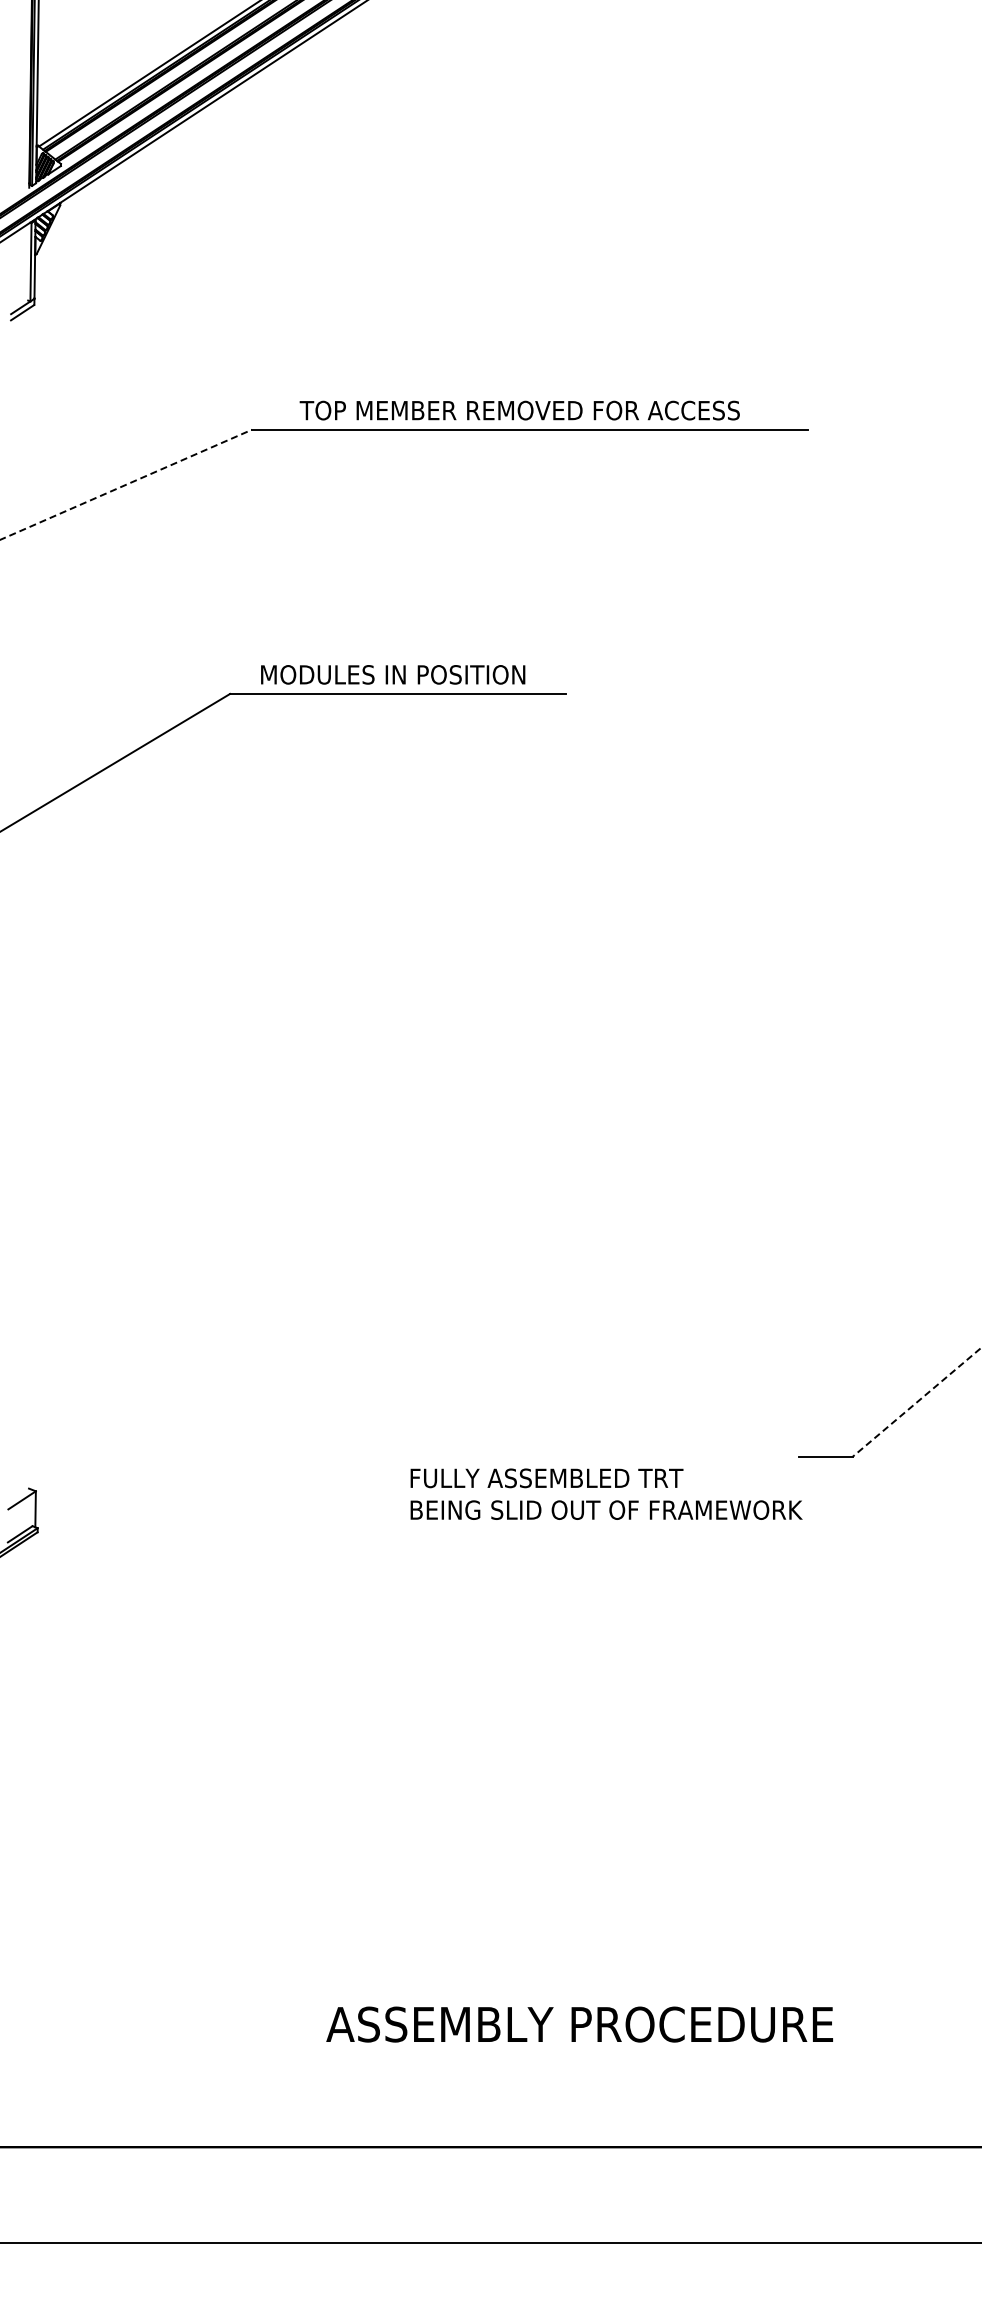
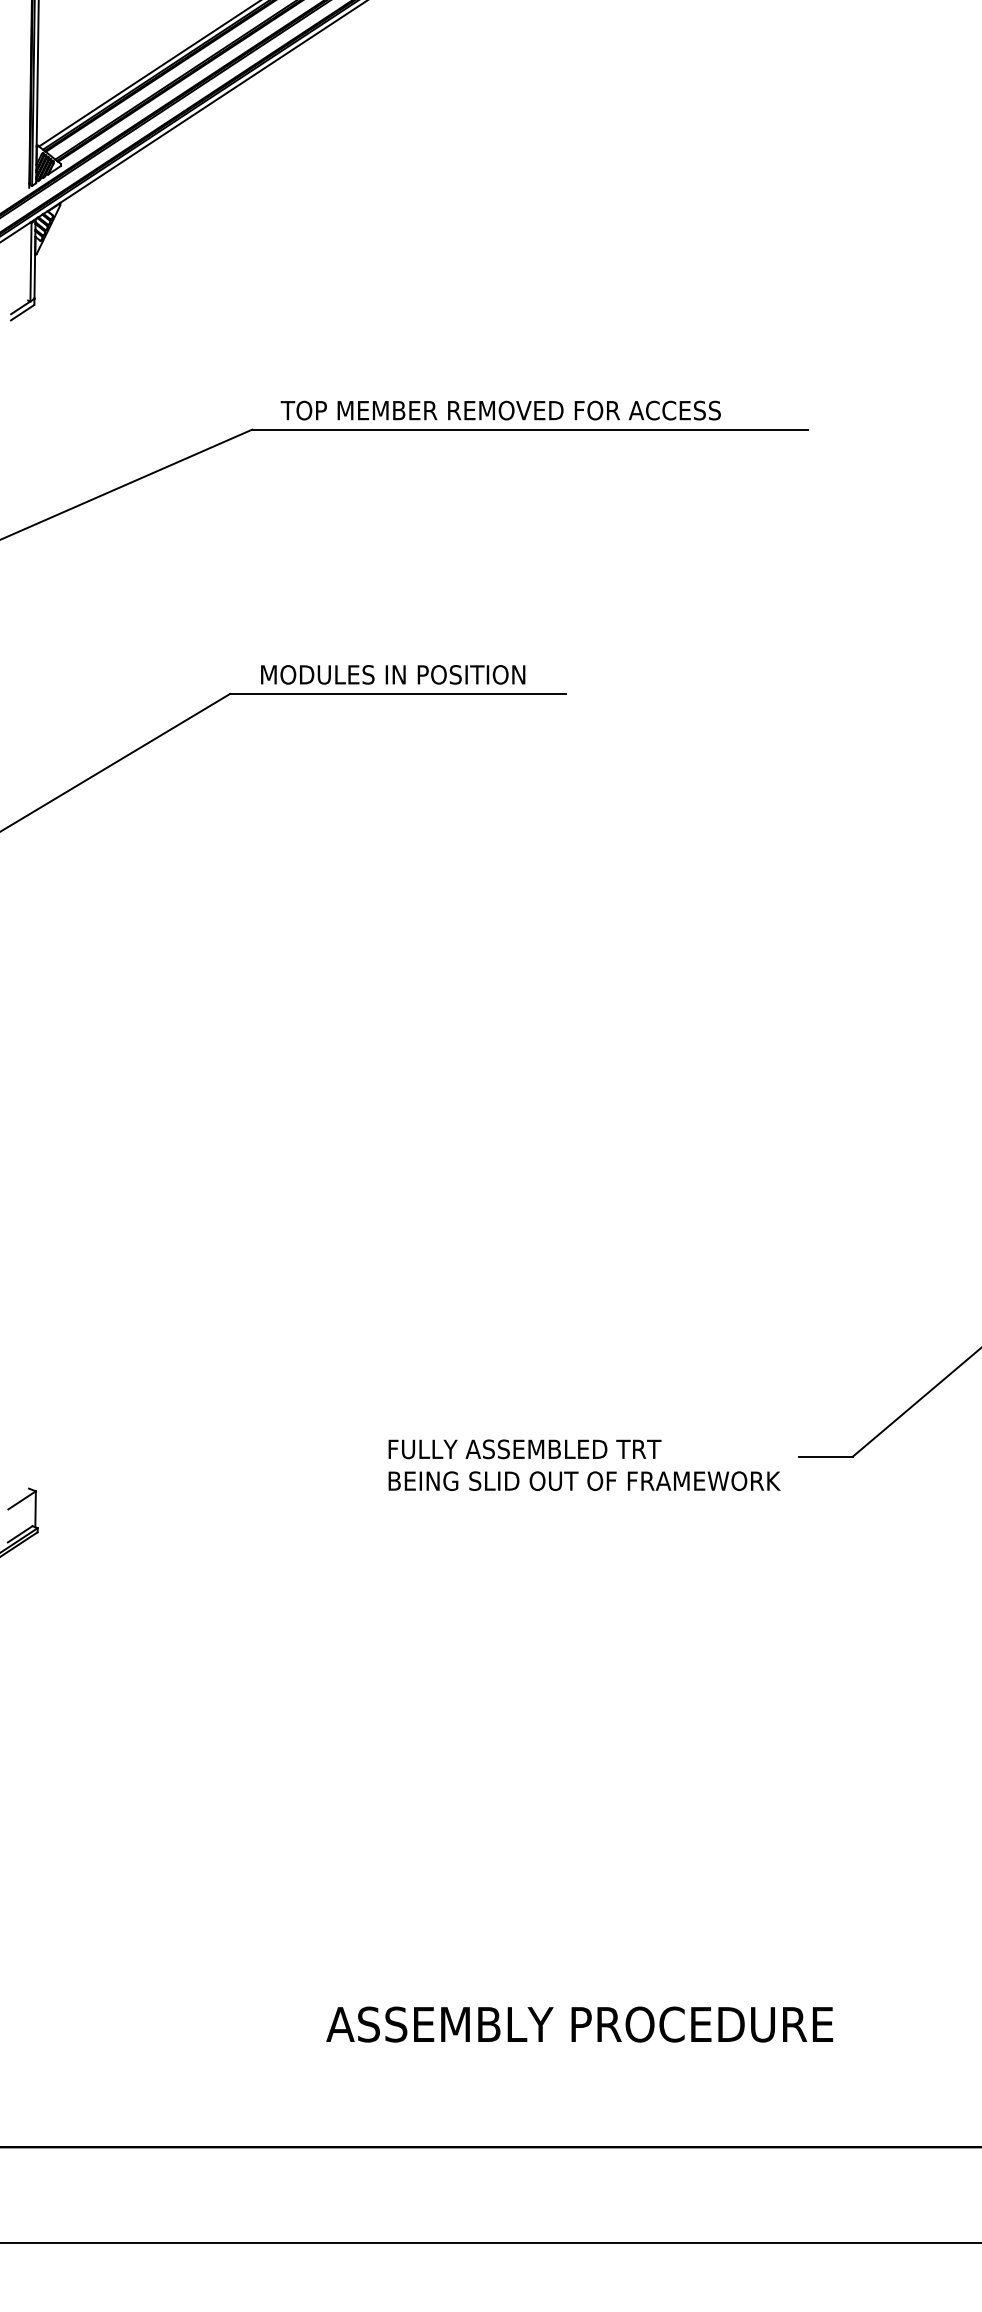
text position: (519, 410) -> (500, 410) (500, 410)
line: dashed -> solid (126, 484)
line: dashed -> solid (916, 1402)
text position: (606, 1493) -> (584, 1464) (584, 1464)
